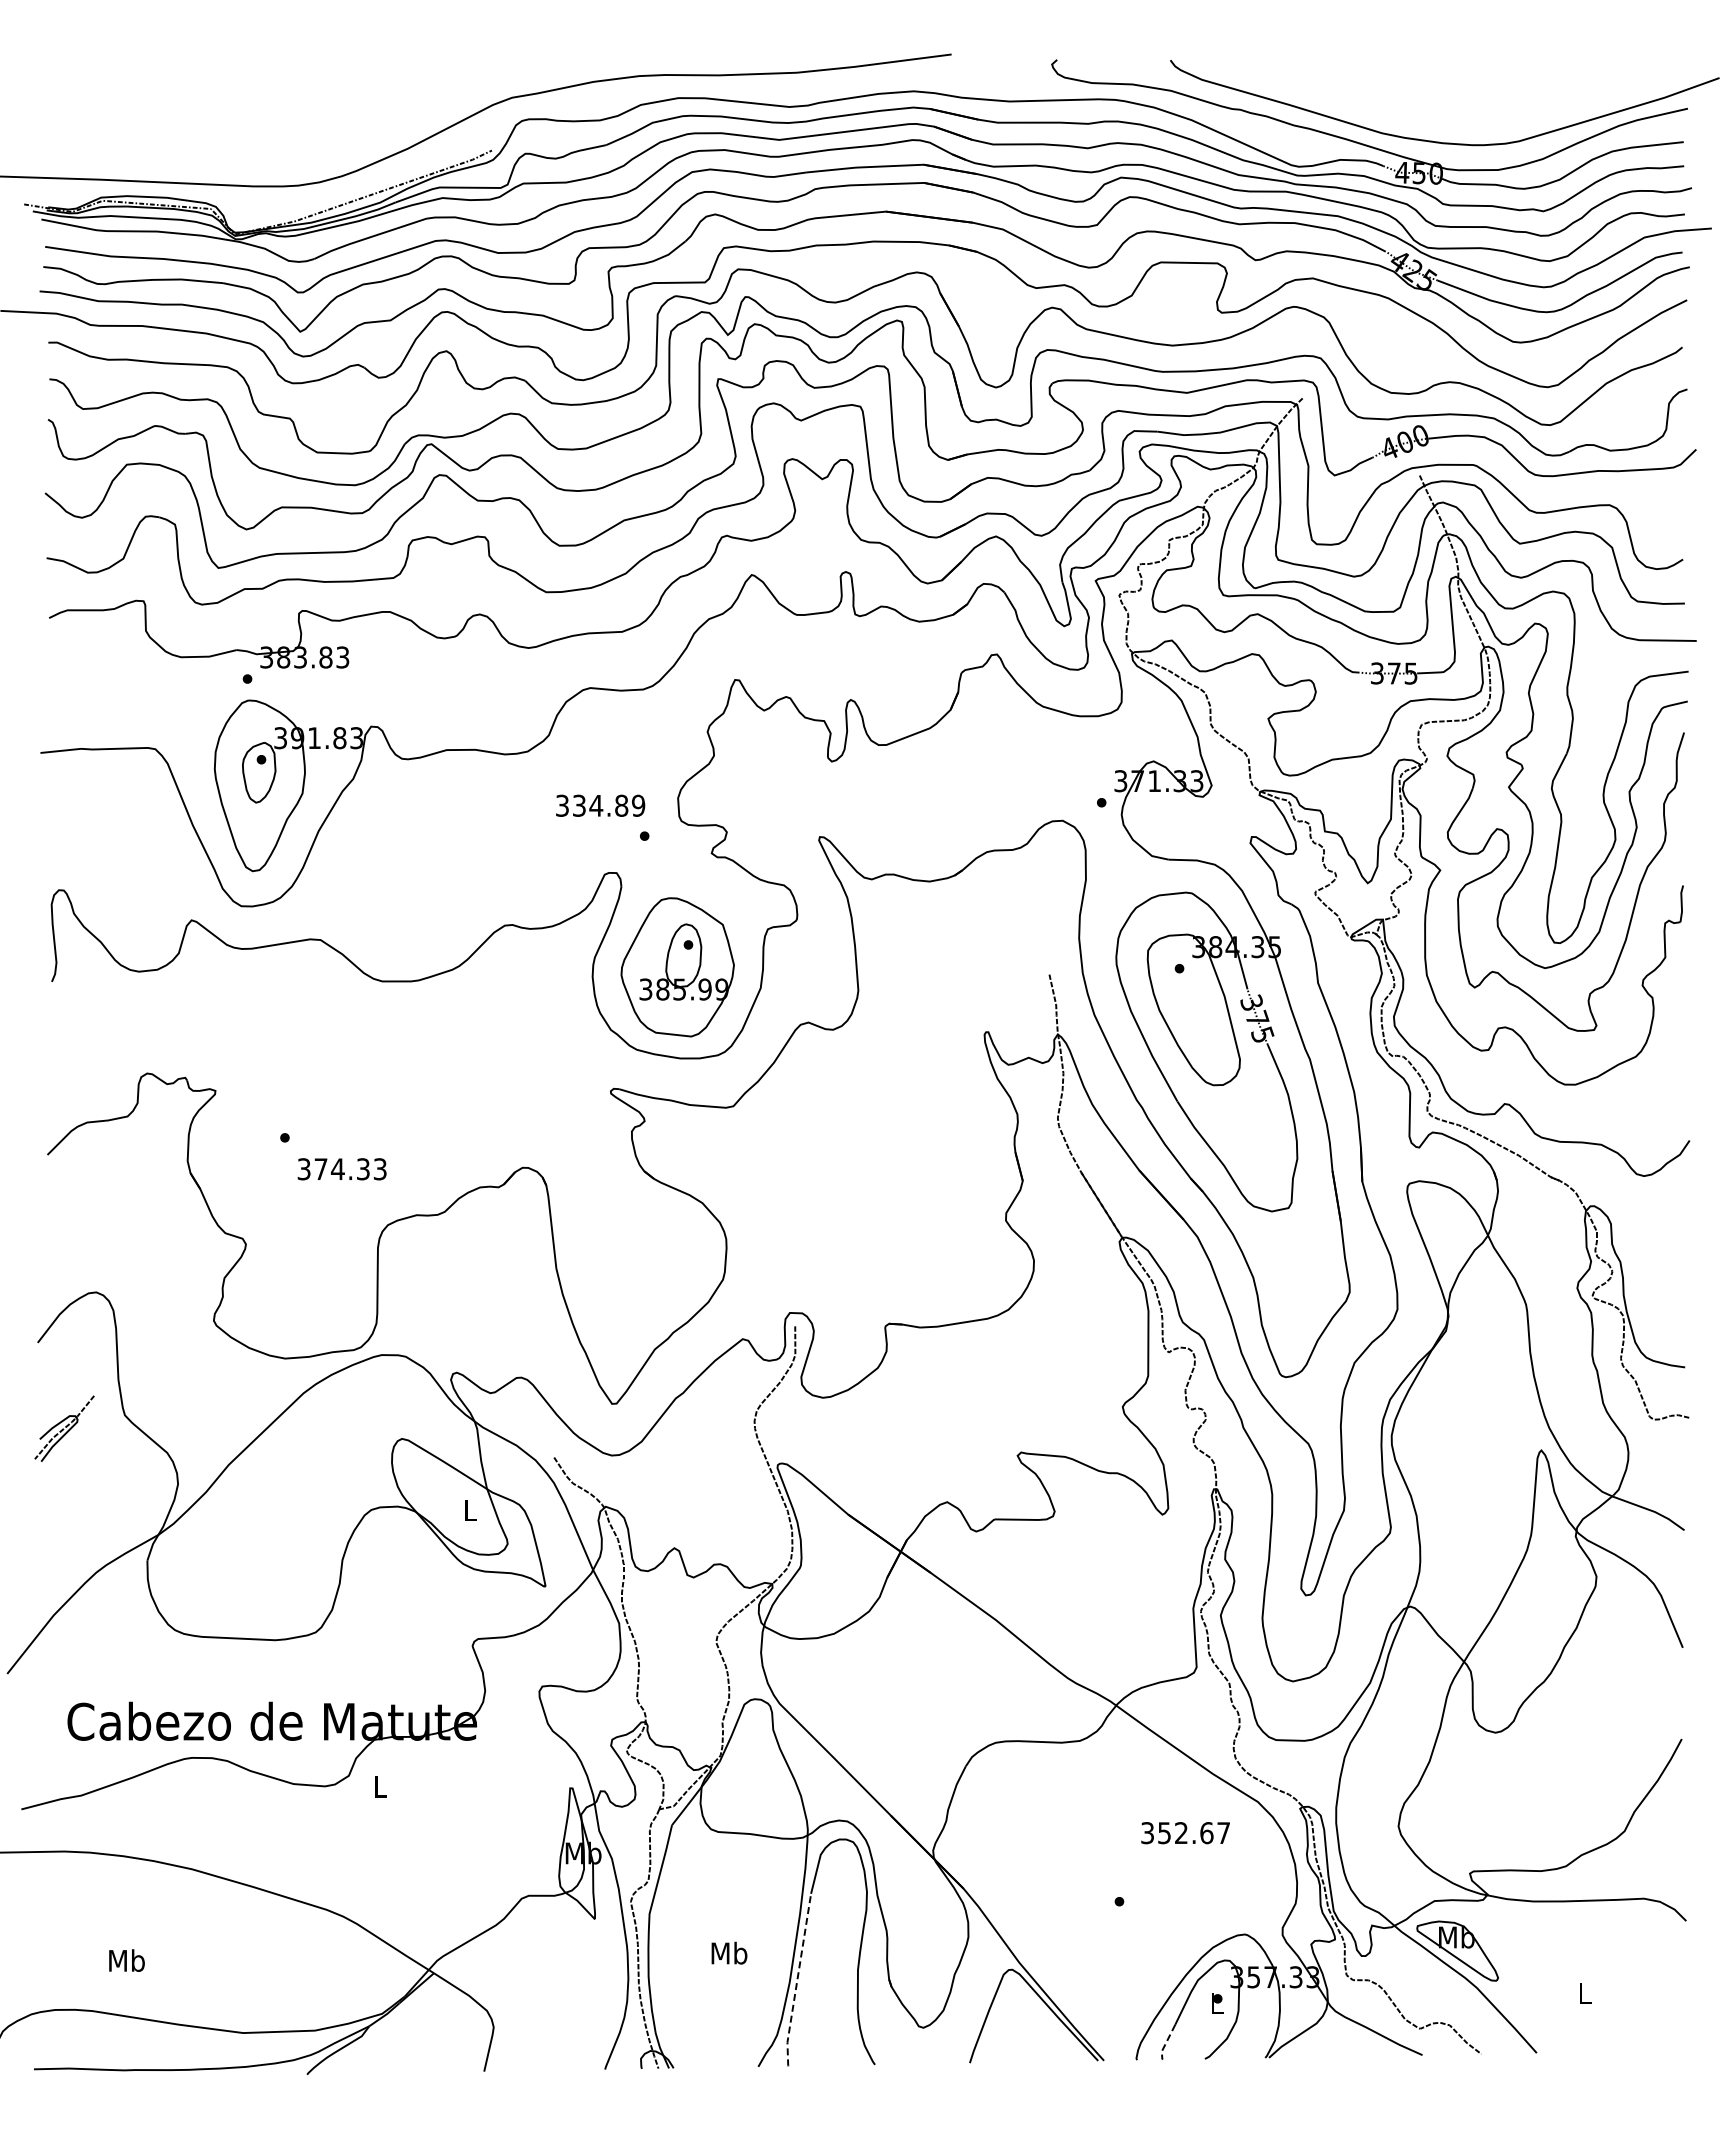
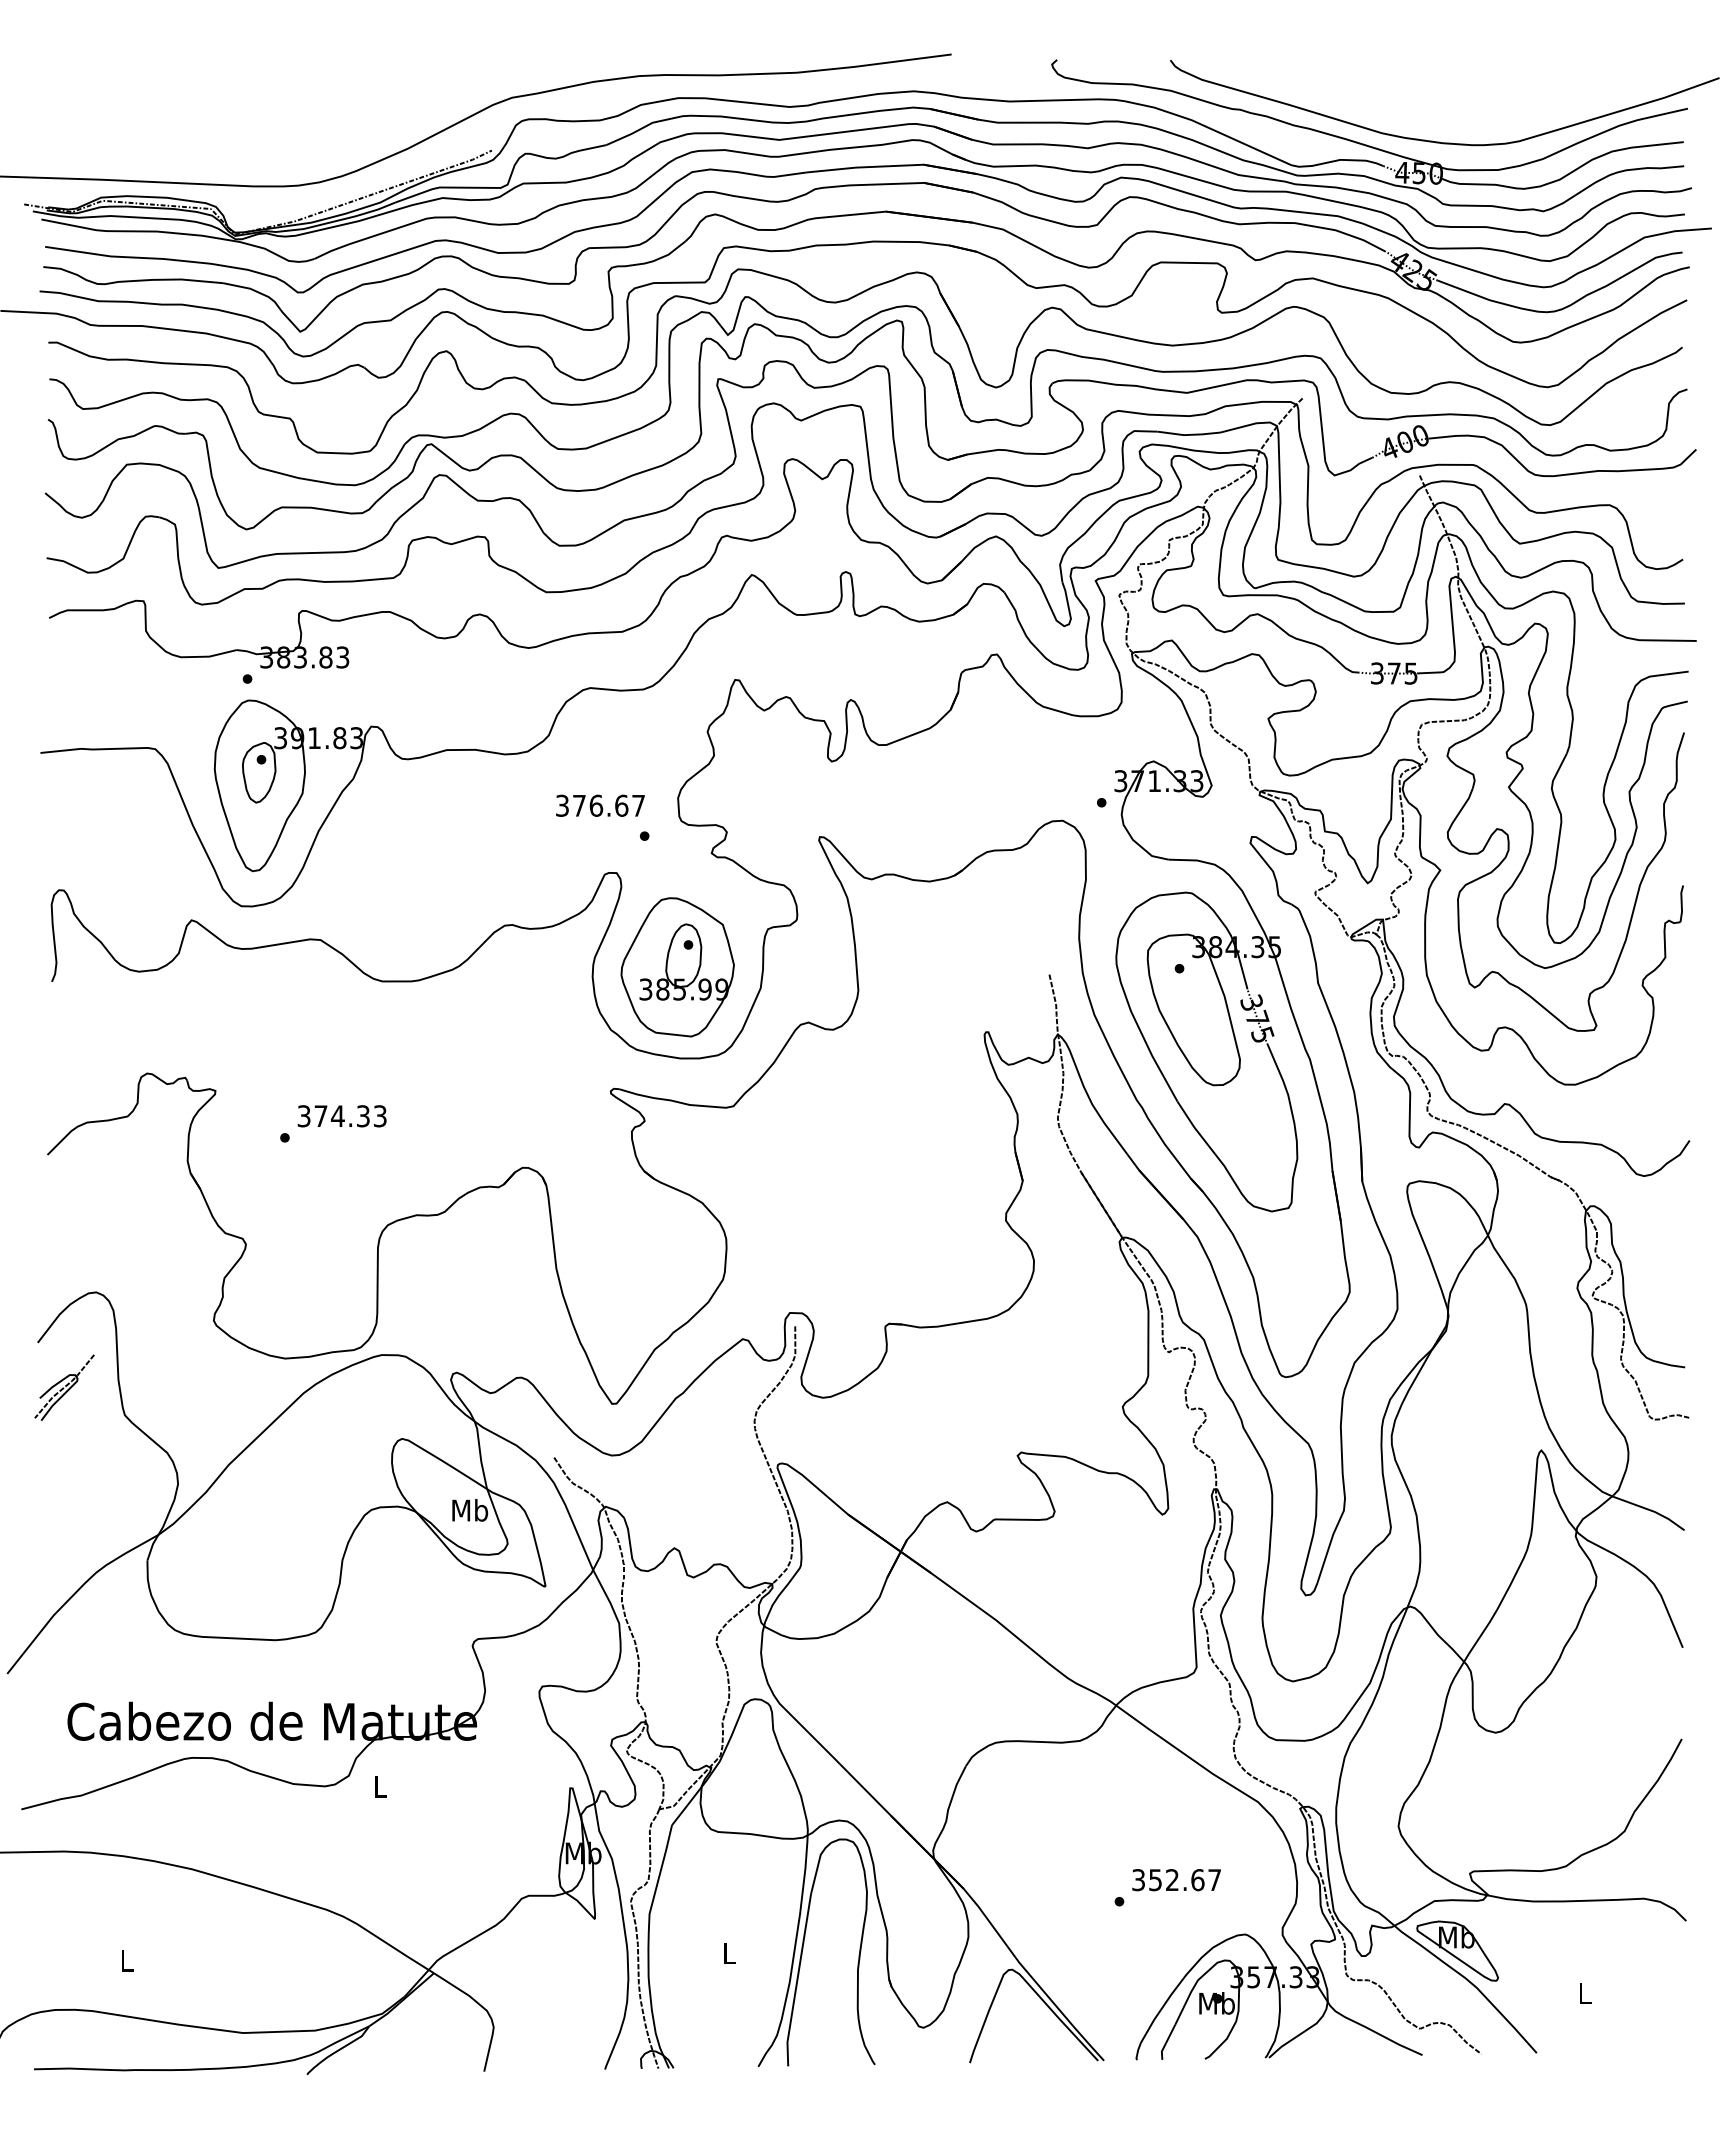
text: 334.89 -> 376.67 (609, 805)
text position: (341, 1169) -> (341, 1116) (341, 1116)
part position: (64, 1428) -> (64, 1387) (64, 1387)
text: L -> Mb (470, 1510)
text position: (1185, 1833) -> (1176, 1880) (1176, 1880)
text: Mb -> L (729, 1952)
text: Mb -> L (126, 1960)
line: dashed -> solid (797, 1981)
text: L -> Mb (1216, 2003)
line: dashed -> solid (1165, 2043)
